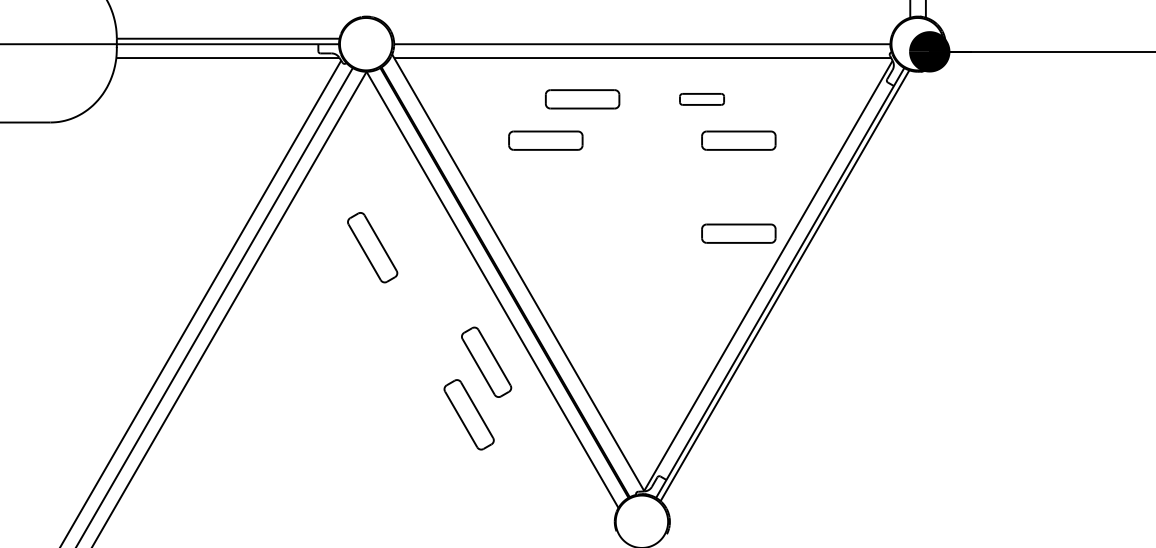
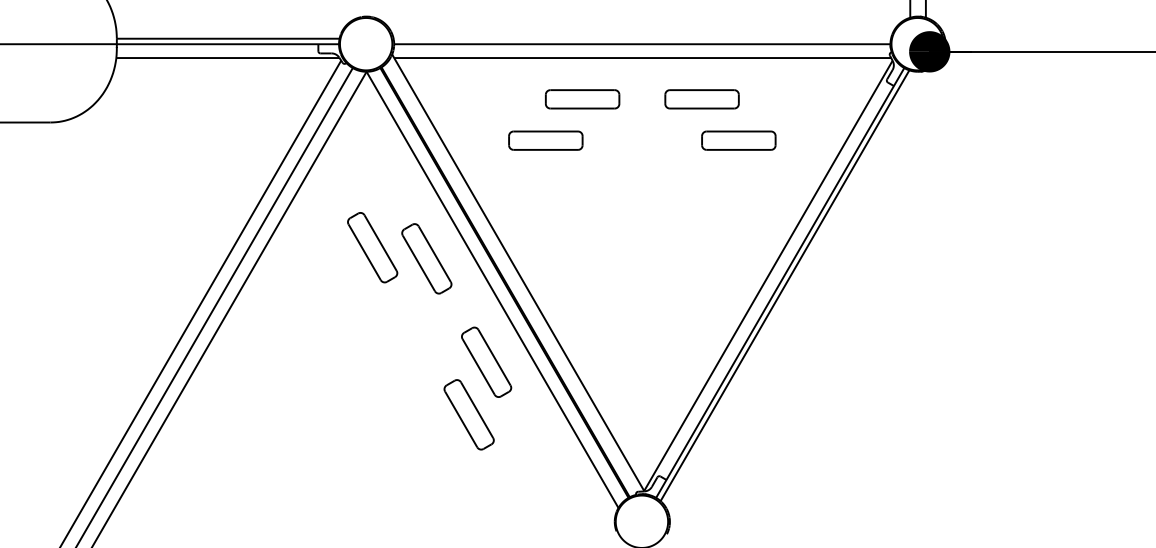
part size: 46x13 px -> 76x21 px (701, 99)
part: present -> none (738, 233)
part: none -> present (426, 258)
